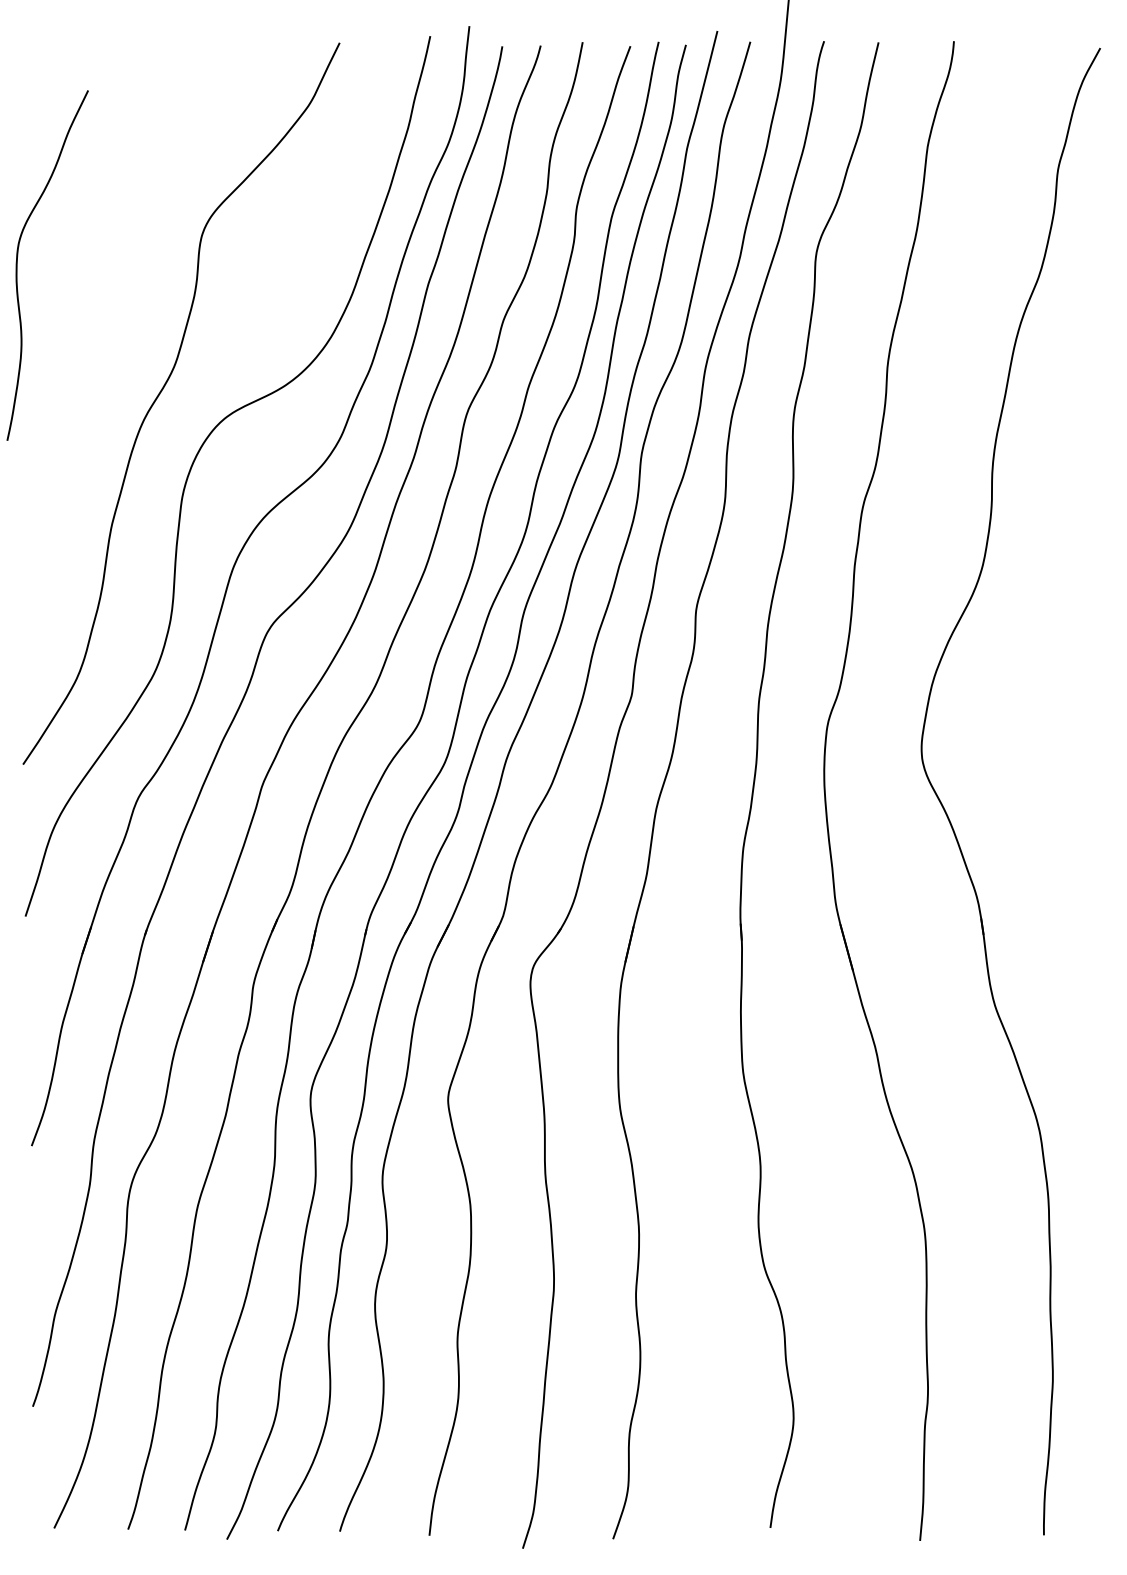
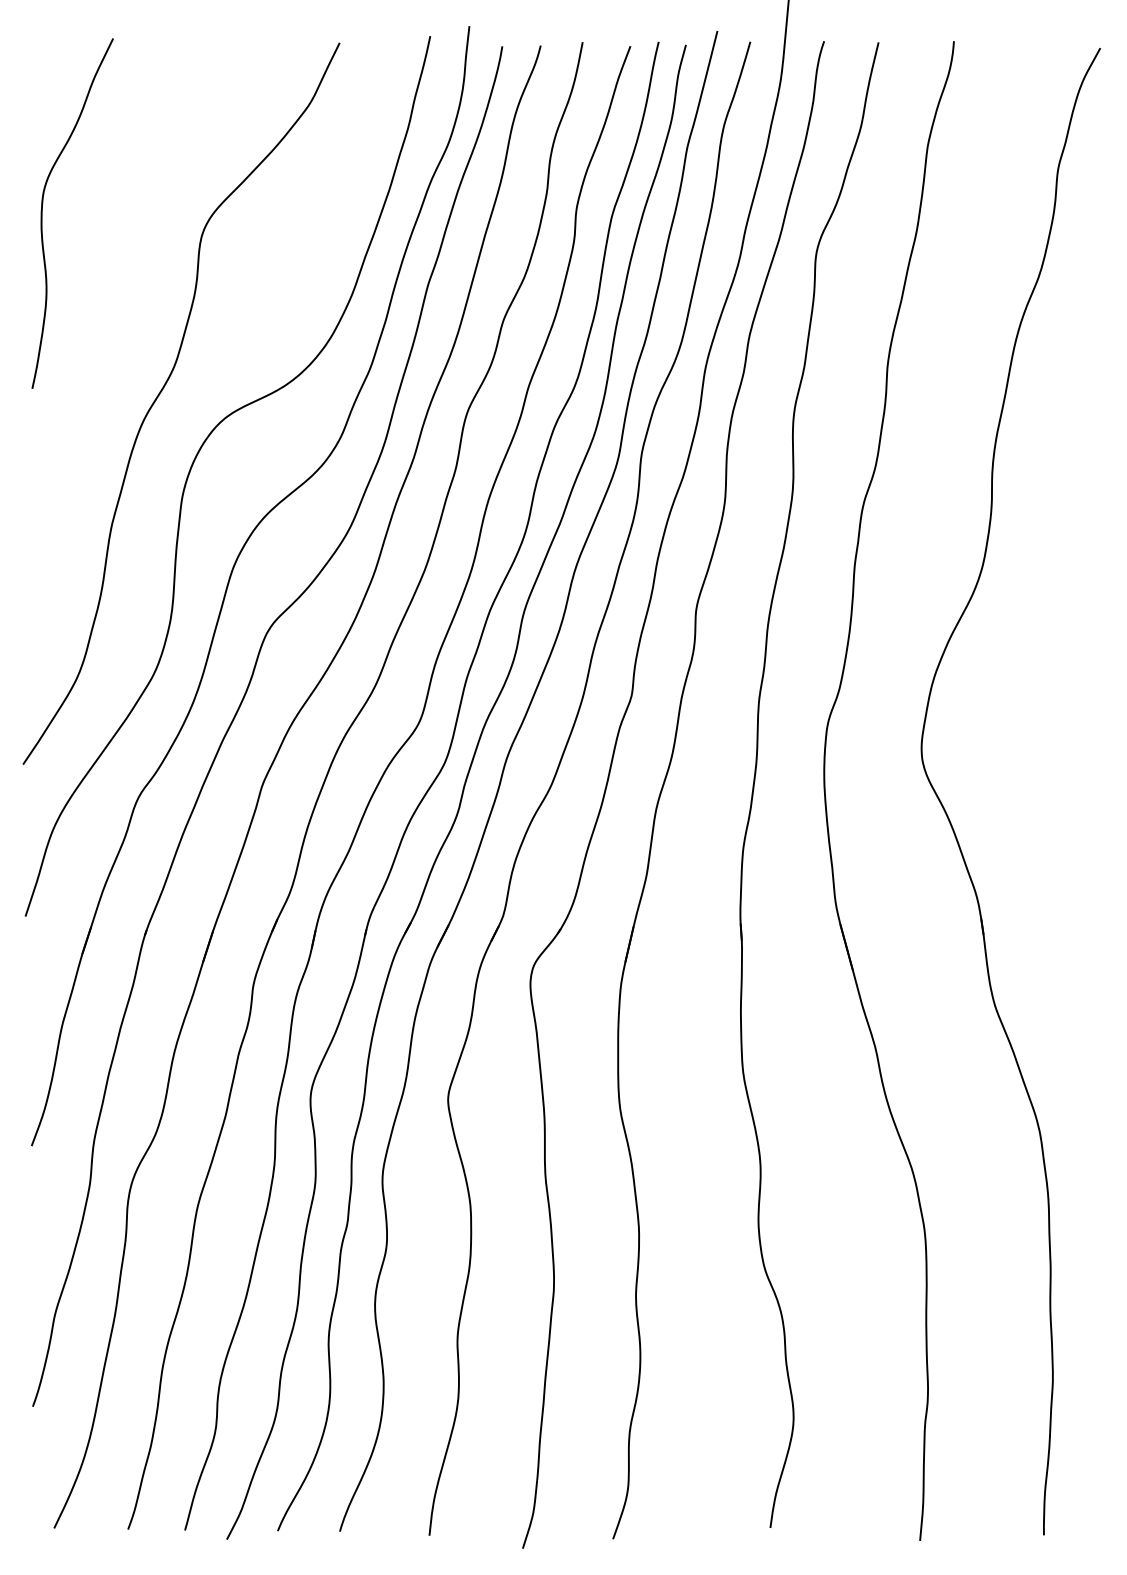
curve position: (17, 265) -> (42, 213) (42, 213)
